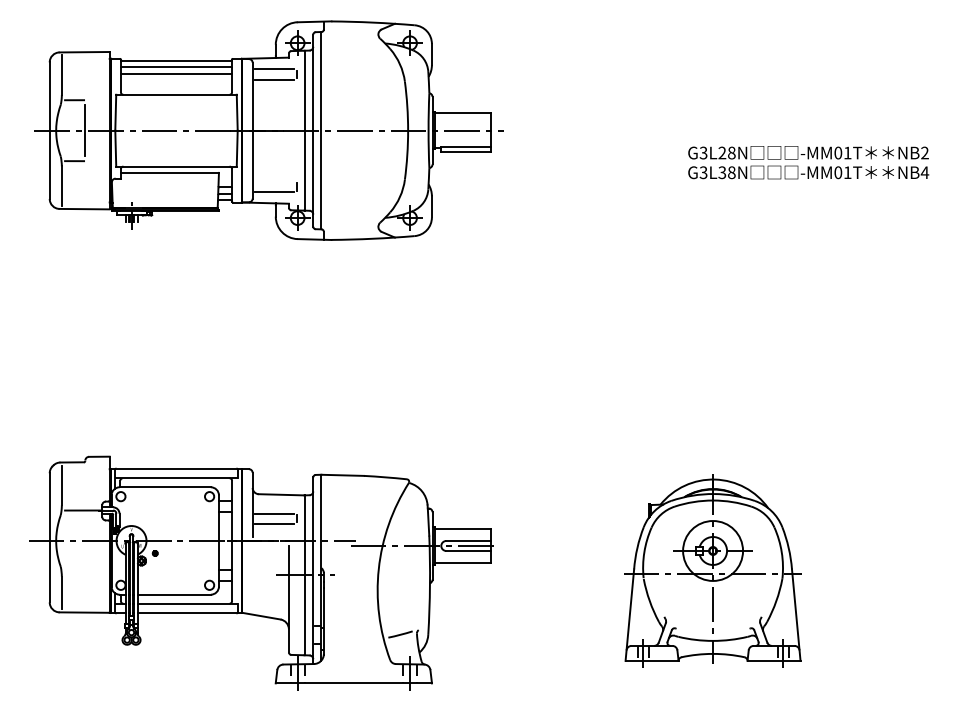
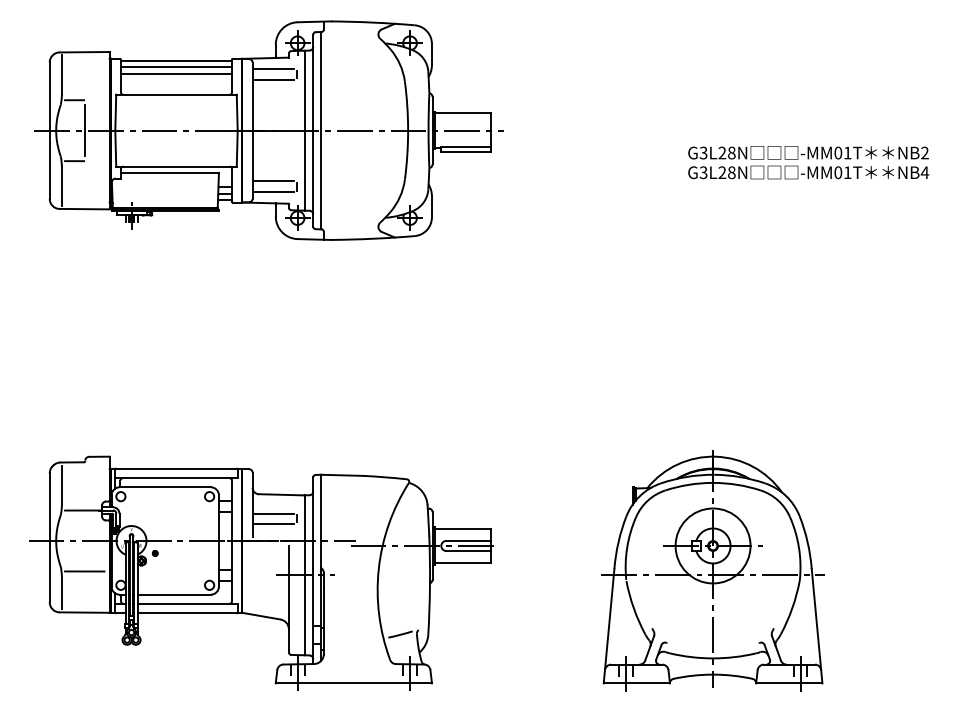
text: G3L38N -> G3L28N (722, 173)
line: none -> present (274, 181)
part size: 178x194 px -> 224x242 px (712, 570)
line: none -> present (84, 571)
